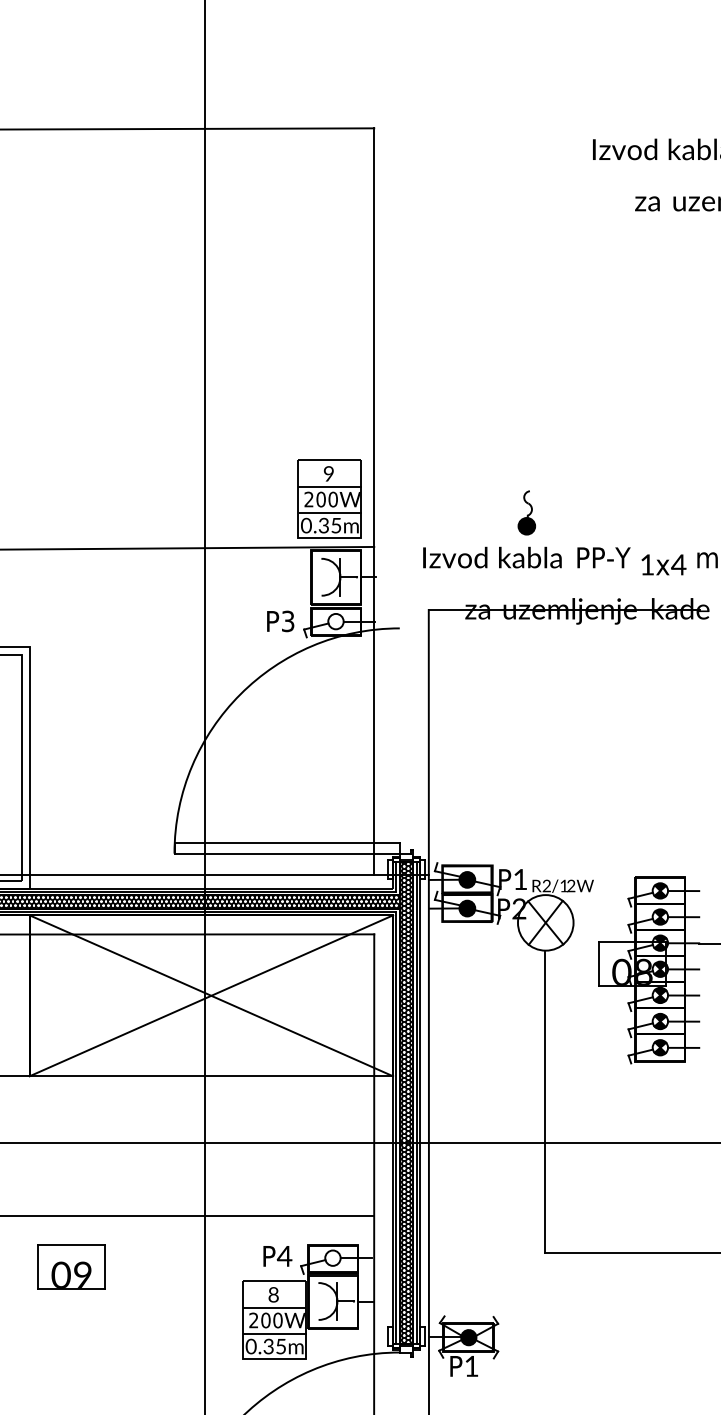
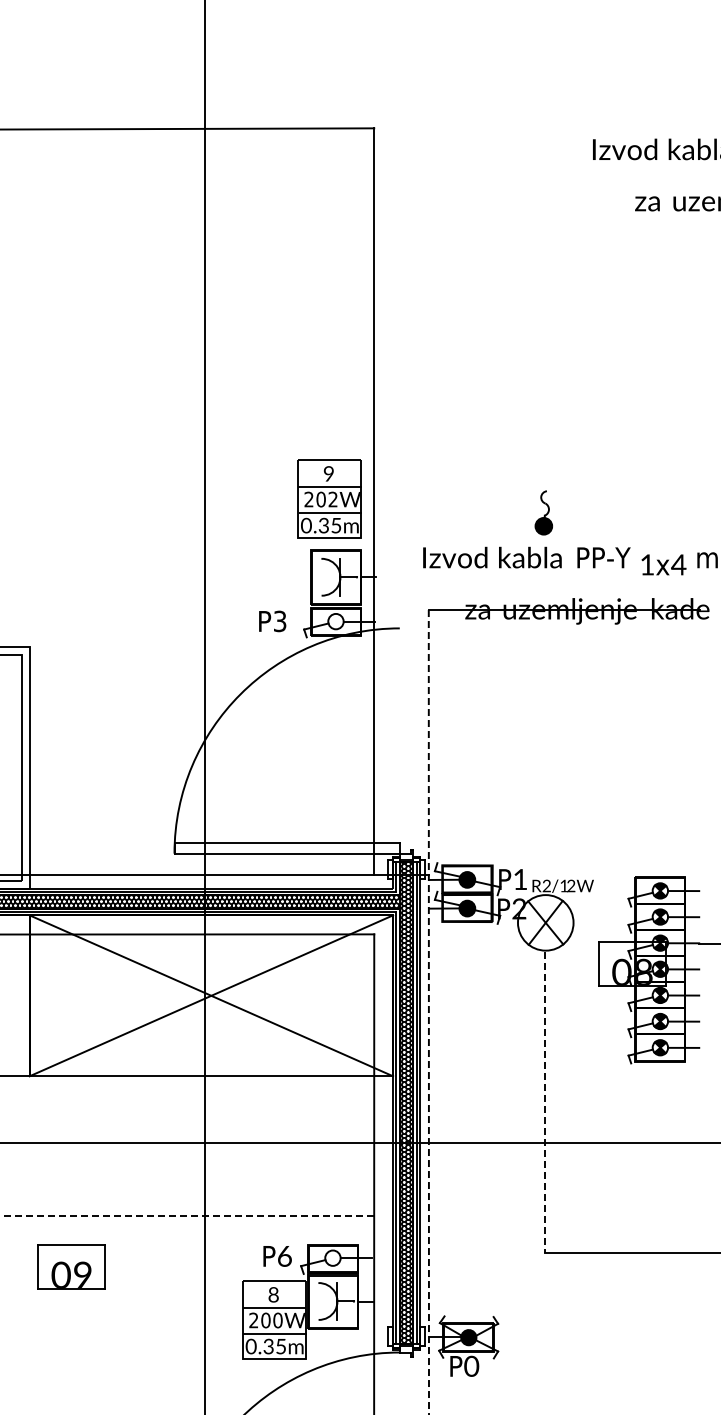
text: 200 -> 202 (332, 499)
part position: (526, 512) -> (543, 512) (543, 512)
line: present -> none (188, 547)
text position: (280, 621) -> (272, 621) (272, 621)
line: solid -> dashed (428, 1012)
line: solid -> dashed (544, 1102)
line: solid -> dashed (187, 1215)
text: 4 -> 6 (284, 1256)
text: 1 -> 0 (471, 1365)
